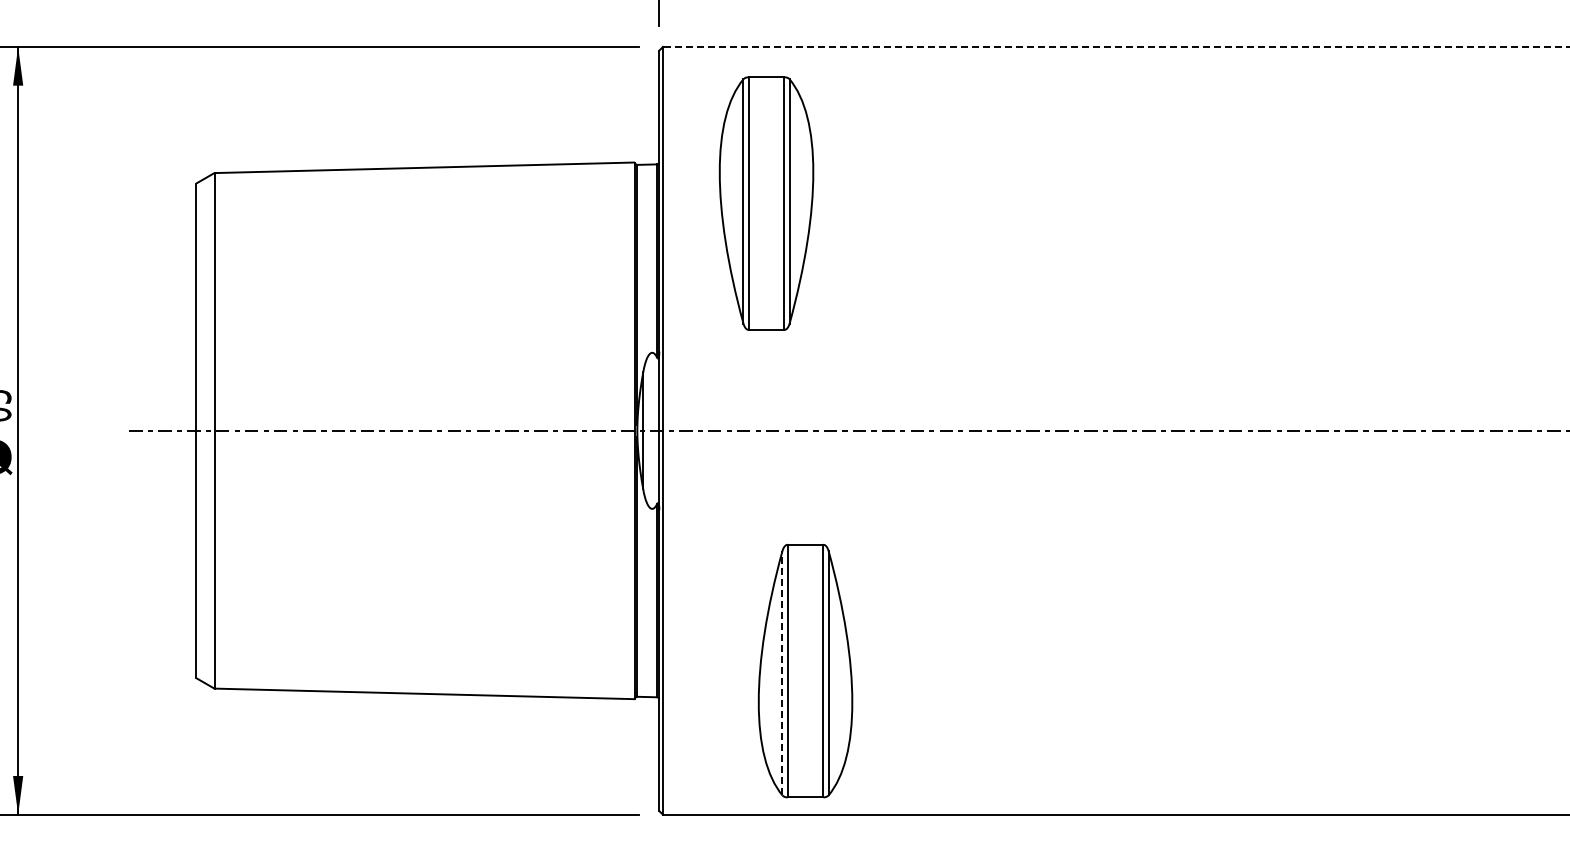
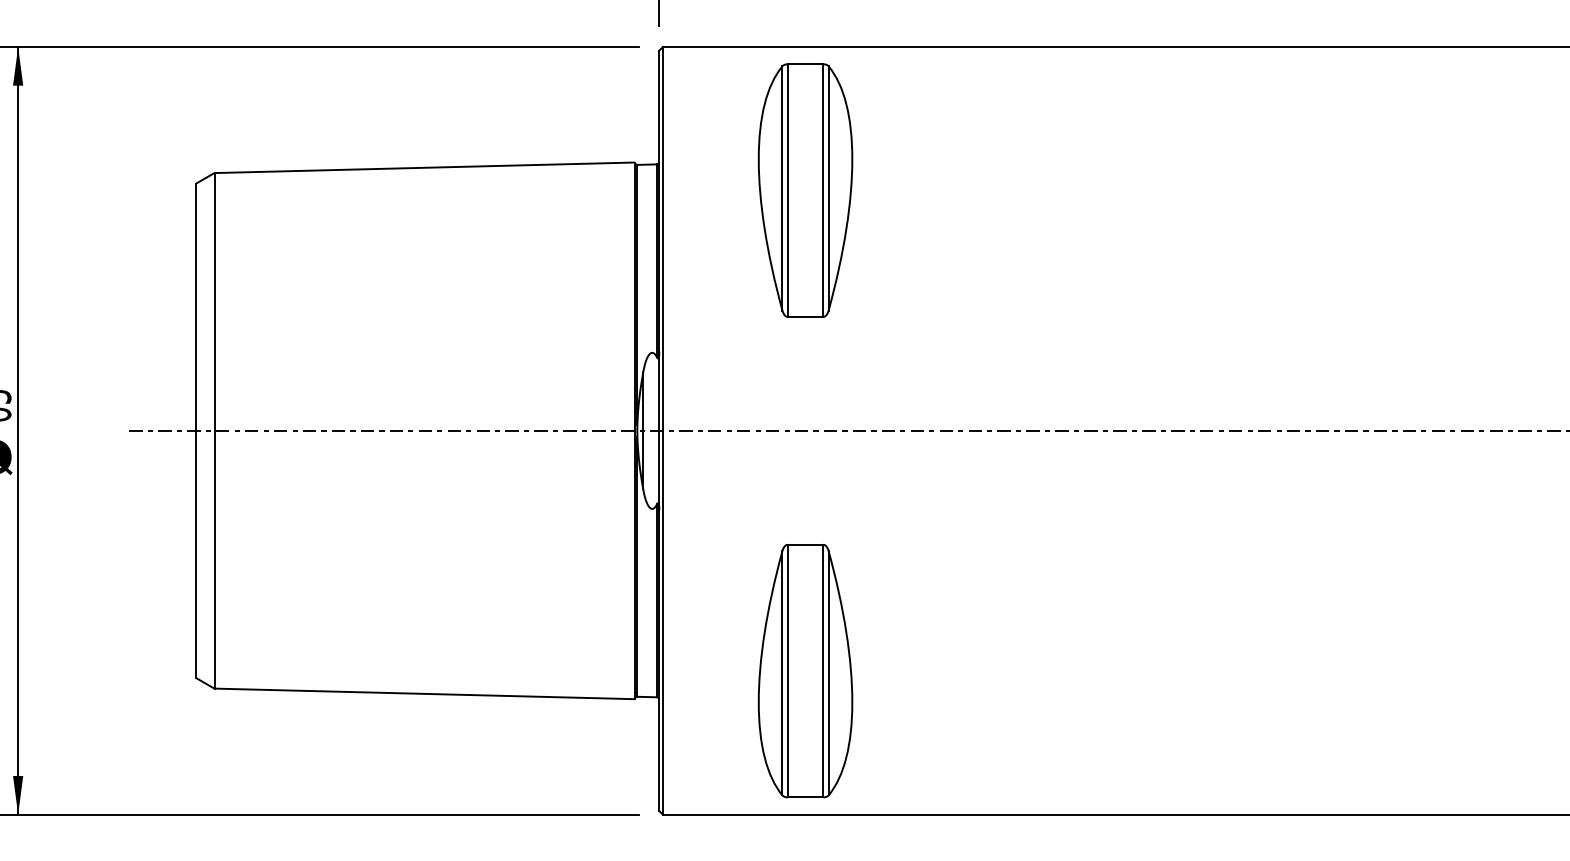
line: dashed -> solid (1115, 46)
part position: (766, 203) -> (805, 190) (805, 190)
line: dashed -> solid (782, 672)
